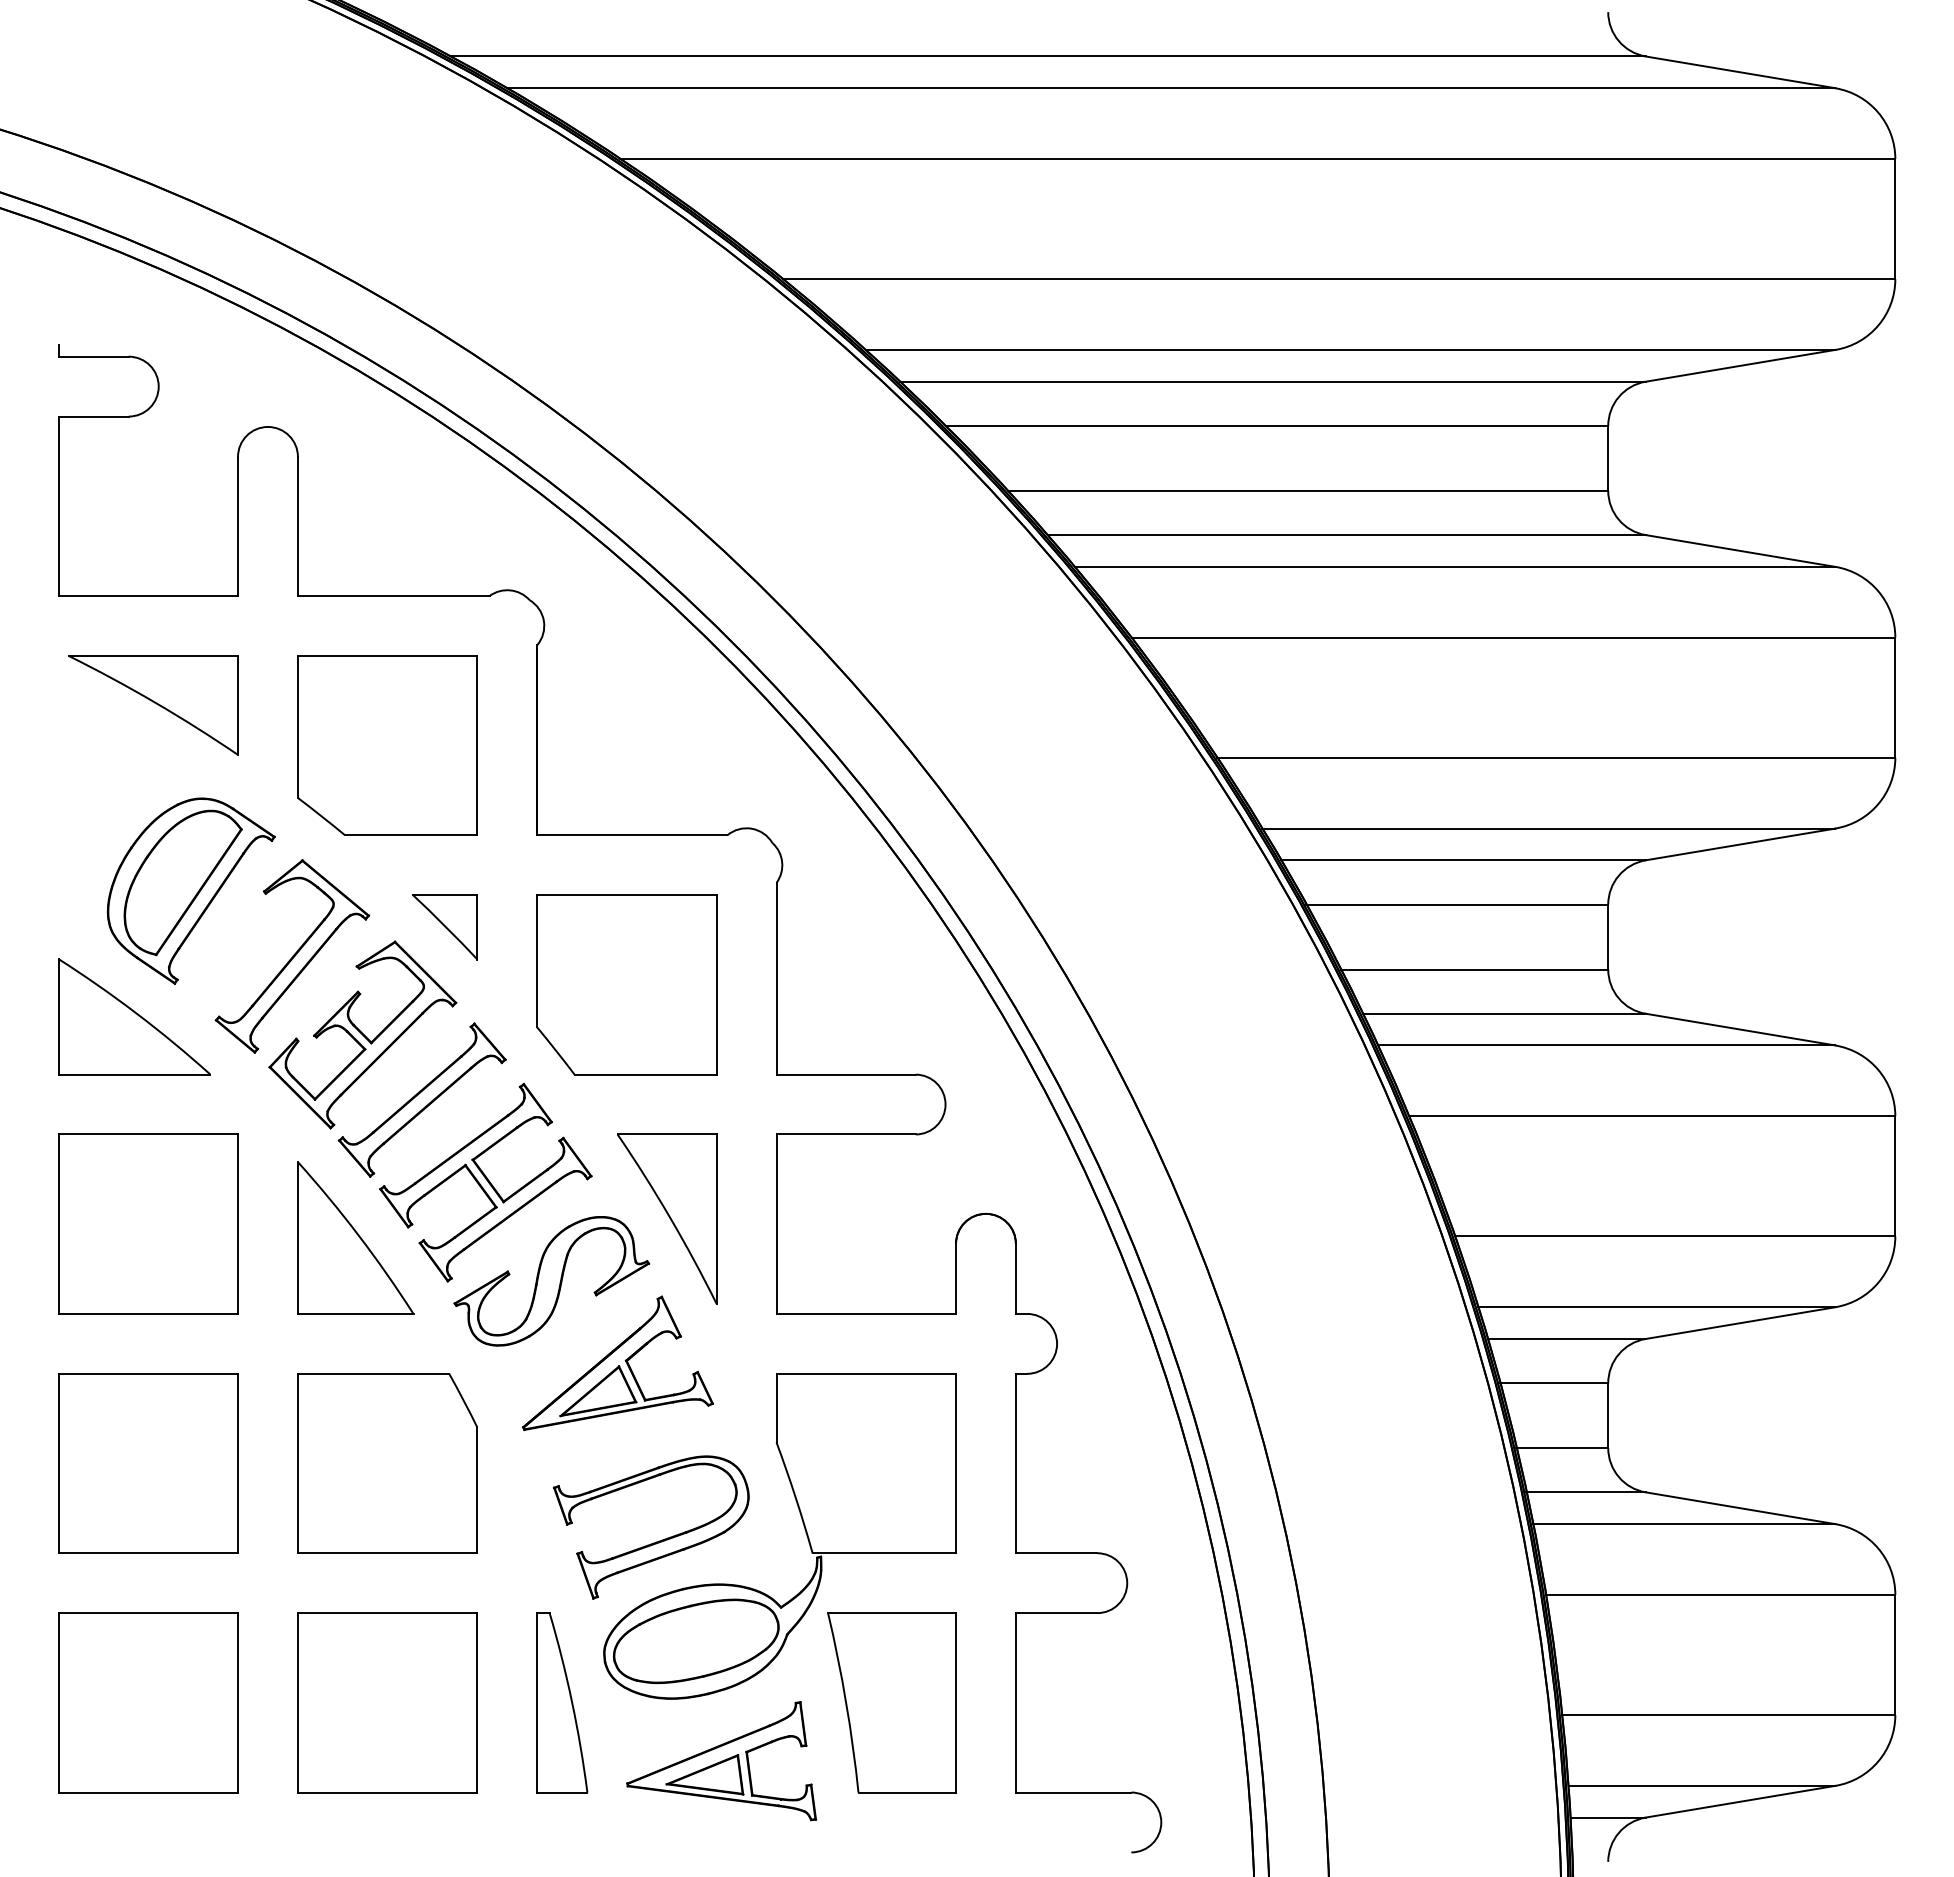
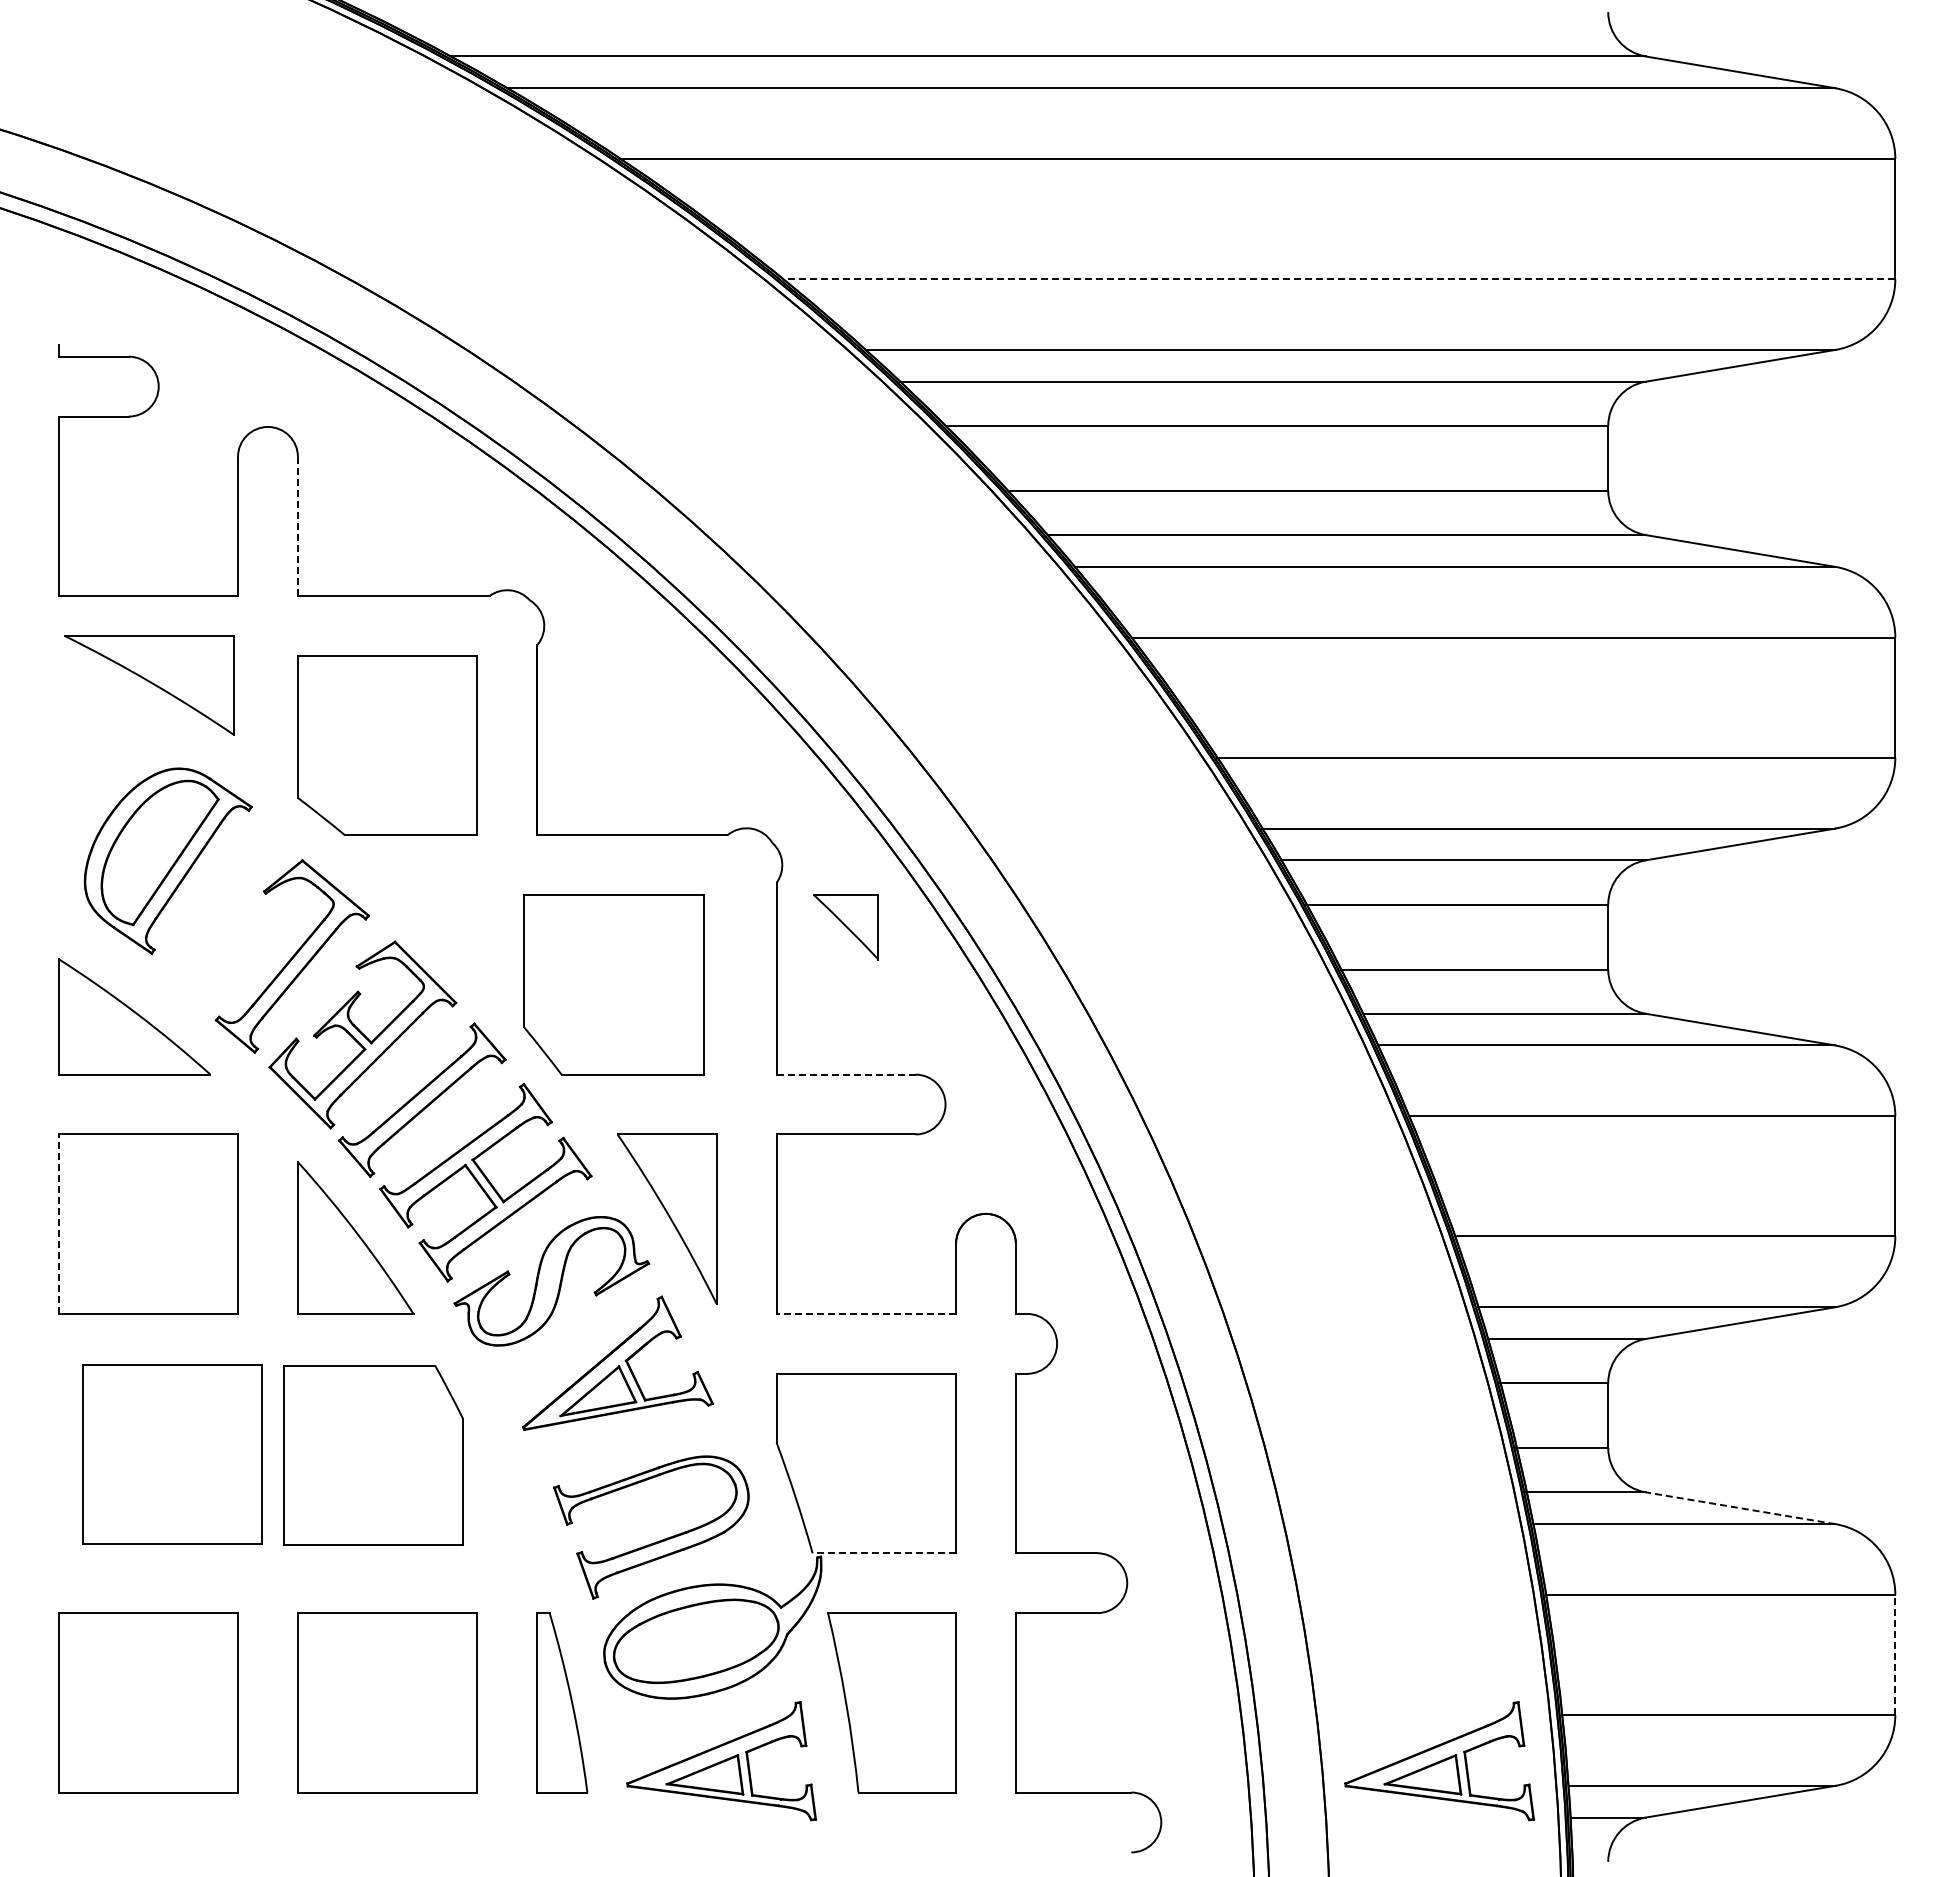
line: solid -> dashed (1338, 279)
line: solid -> dashed (297, 526)
part position: (153, 705) -> (149, 685) (149, 685)
part position: (190, 890) -> (167, 860) (167, 860)
part position: (444, 927) -> (845, 927) (845, 927)
part position: (626, 984) -> (613, 984) (613, 984)
line: solid -> dashed (846, 1074)
line: solid -> dashed (58, 1224)
line: solid -> dashed (866, 1313)
part position: (148, 1463) -> (172, 1454) (172, 1454)
part position: (387, 1463) -> (373, 1455) (373, 1455)
line: solid -> dashed (1740, 1508)
line: solid -> dashed (884, 1553)
line: solid -> dashed (1895, 1654)
part: none -> present (1439, 1761)
